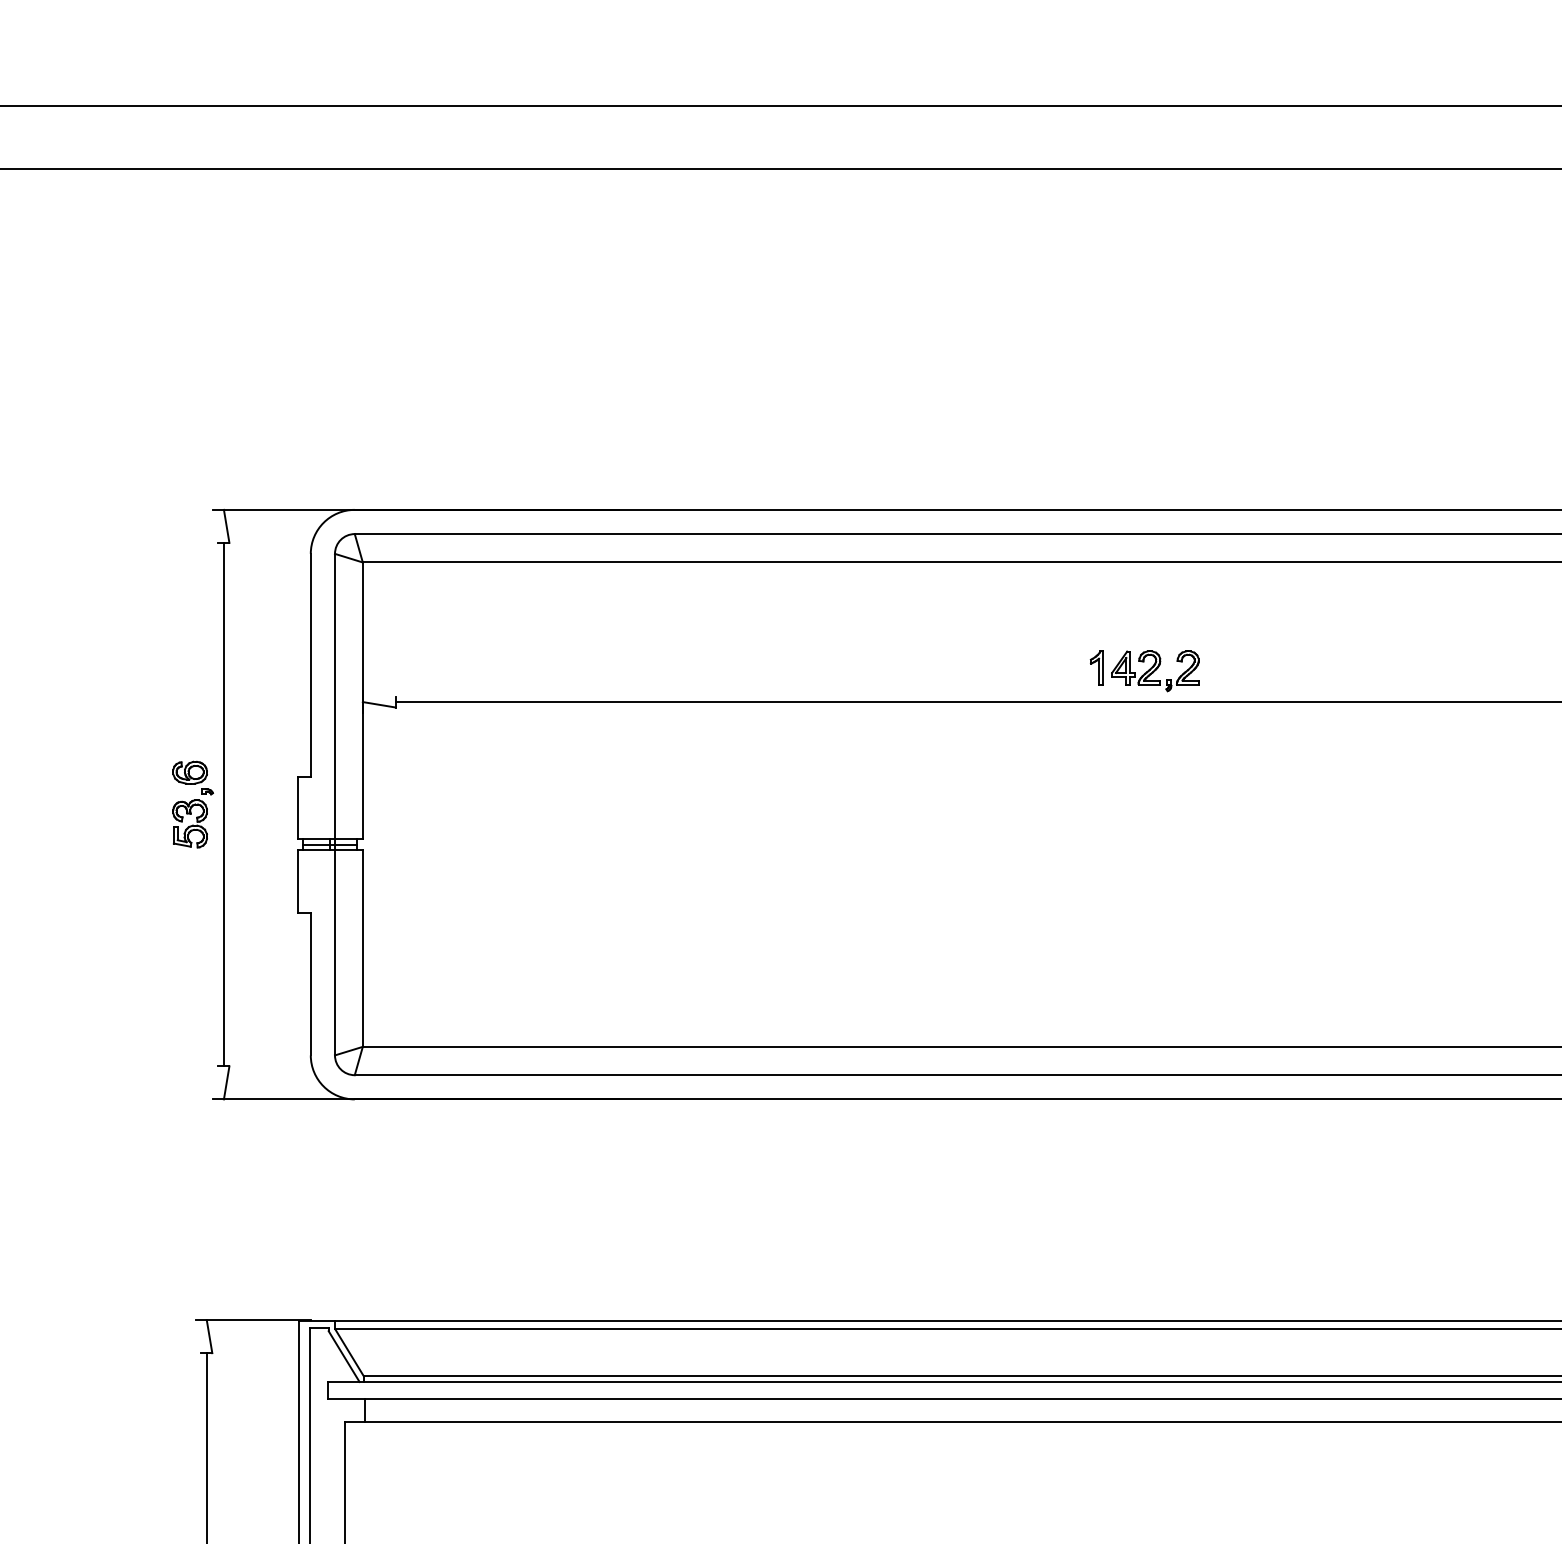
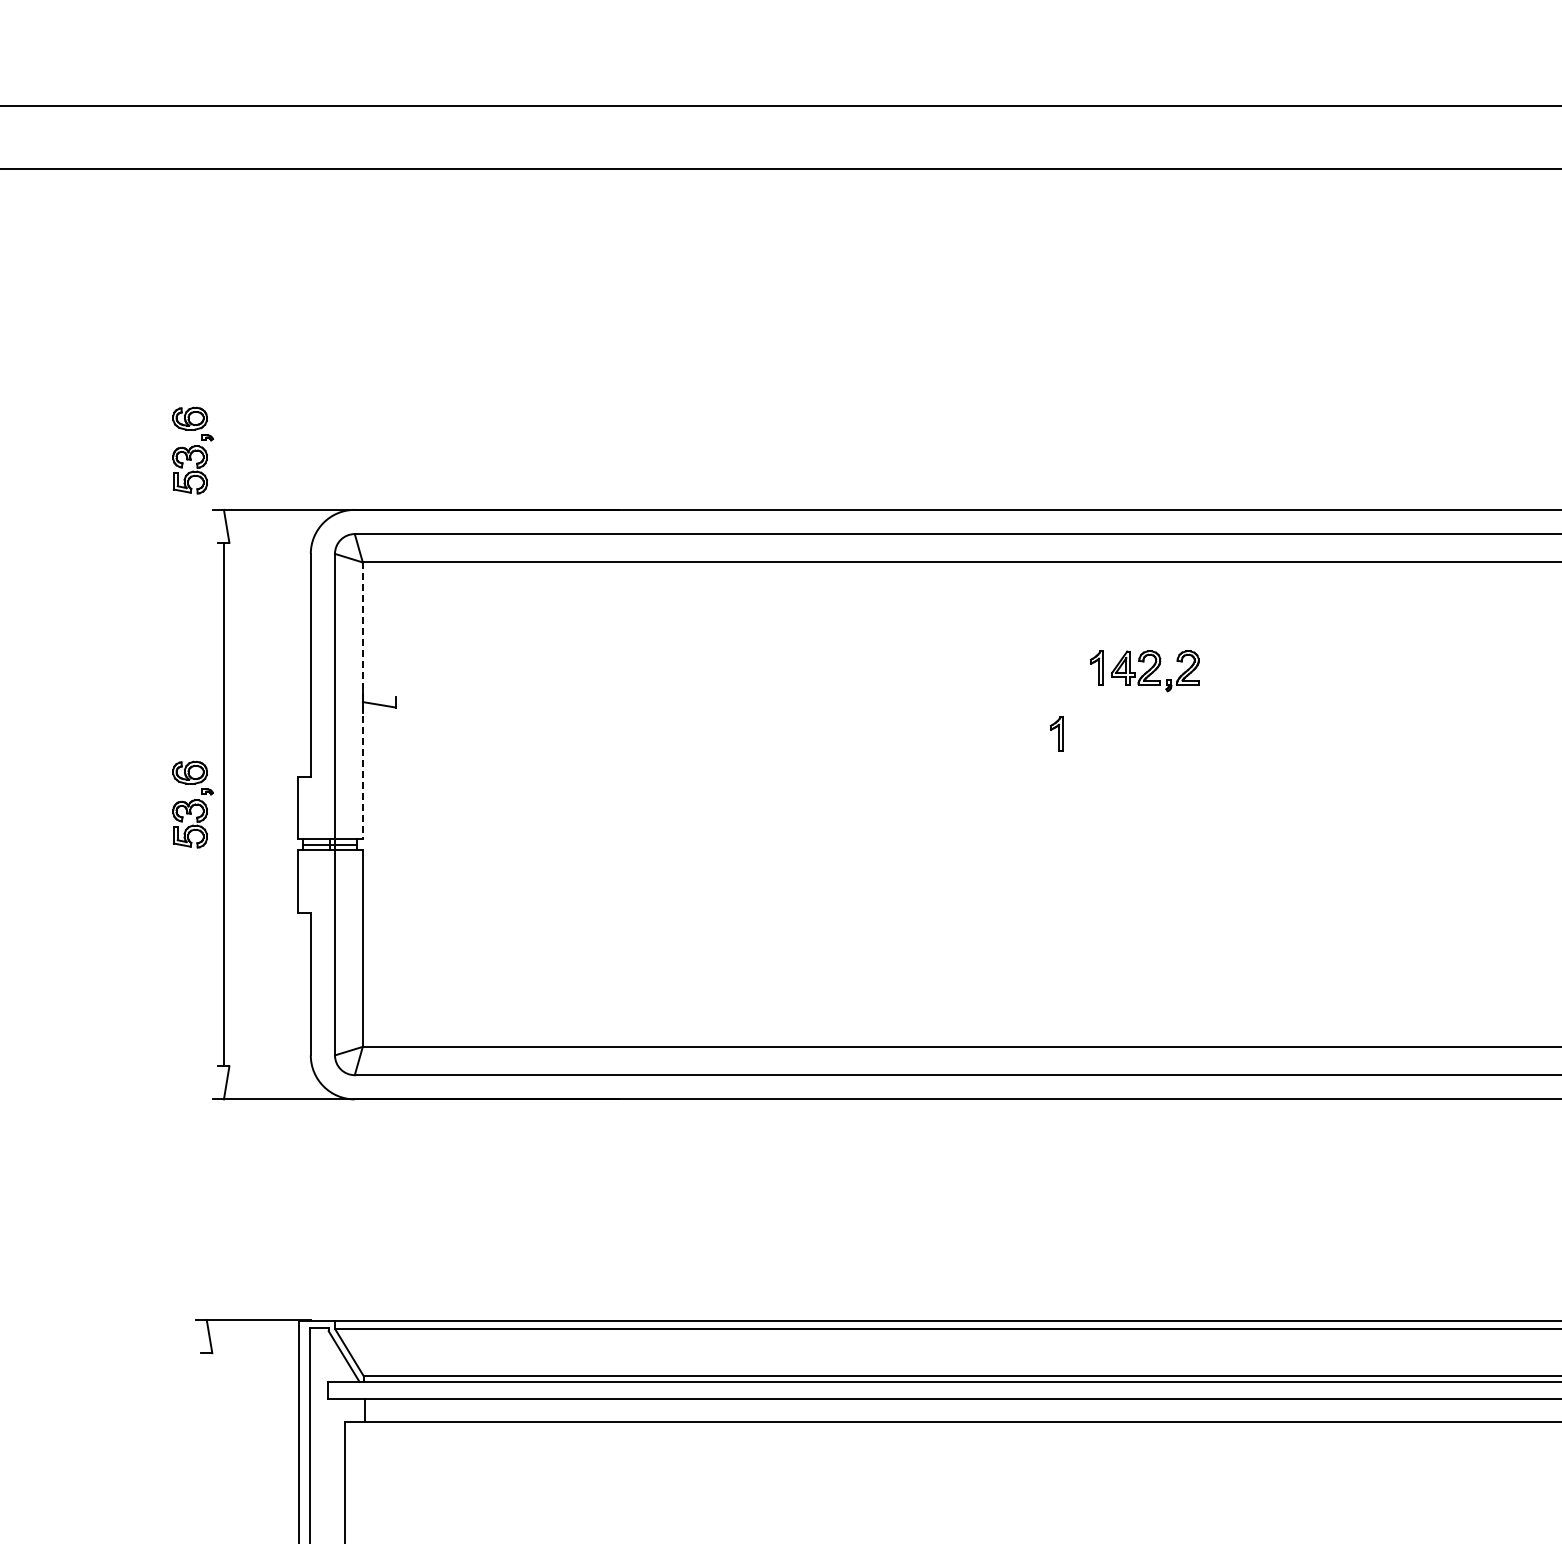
part: none -> present (192, 450)
line: solid -> dashed (362, 701)
line: present -> none (976, 702)
part: none -> present (1056, 733)
line: present -> none (206, 1446)
